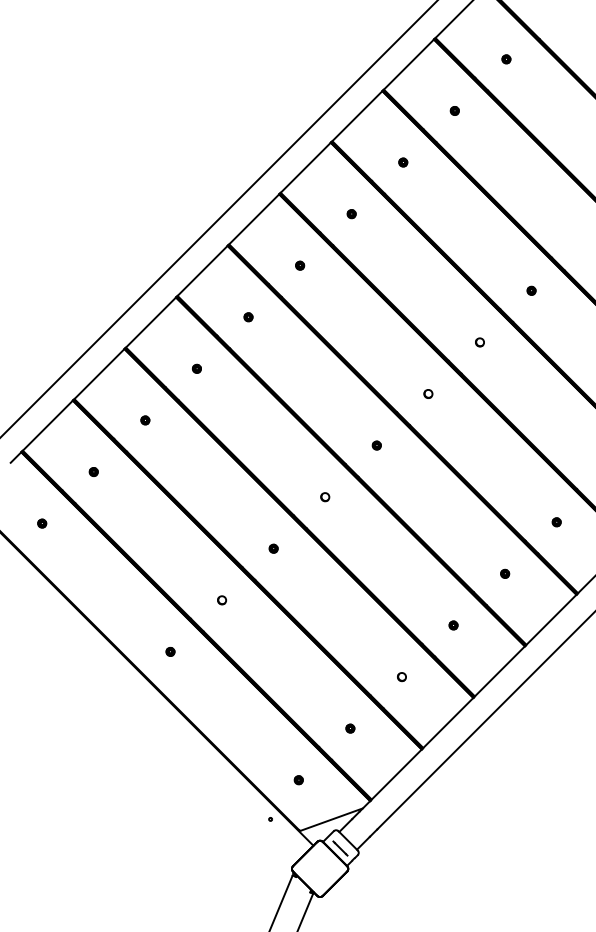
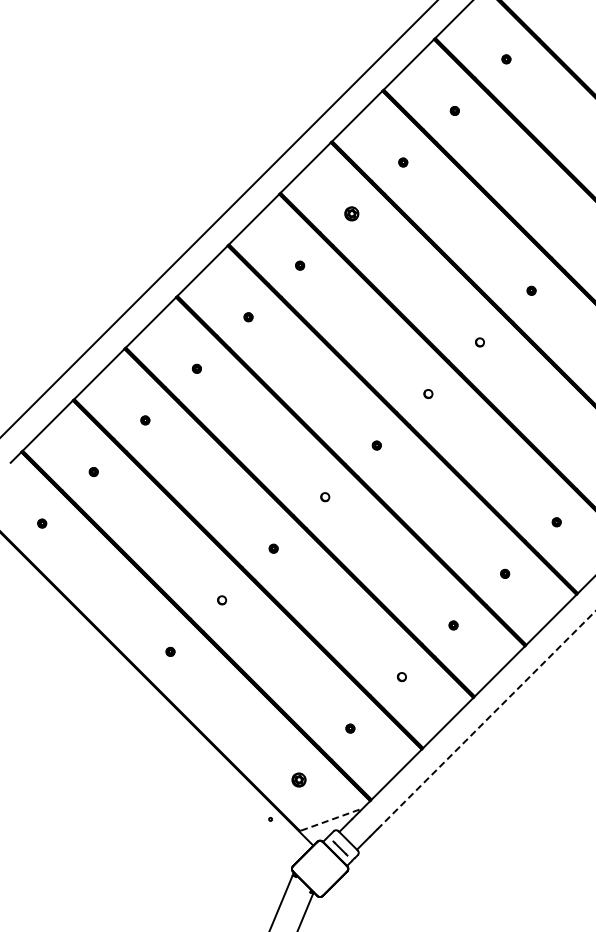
part size: 11x11 px -> 16x16 px (351, 213)
line: solid -> dashed (486, 719)
part size: 11x11 px -> 16x16 px (298, 779)
line: solid -> dashed (332, 819)
